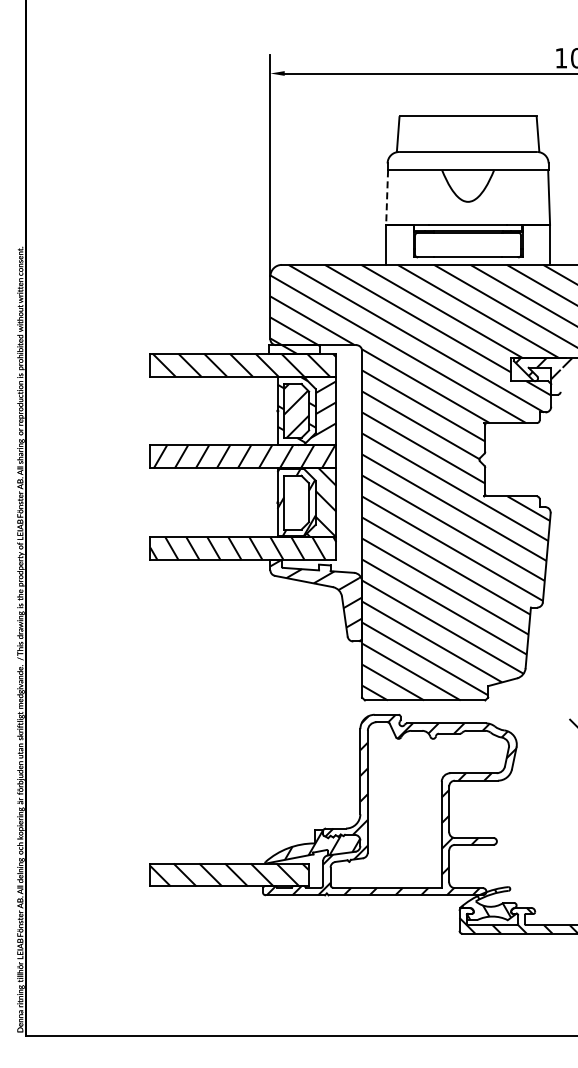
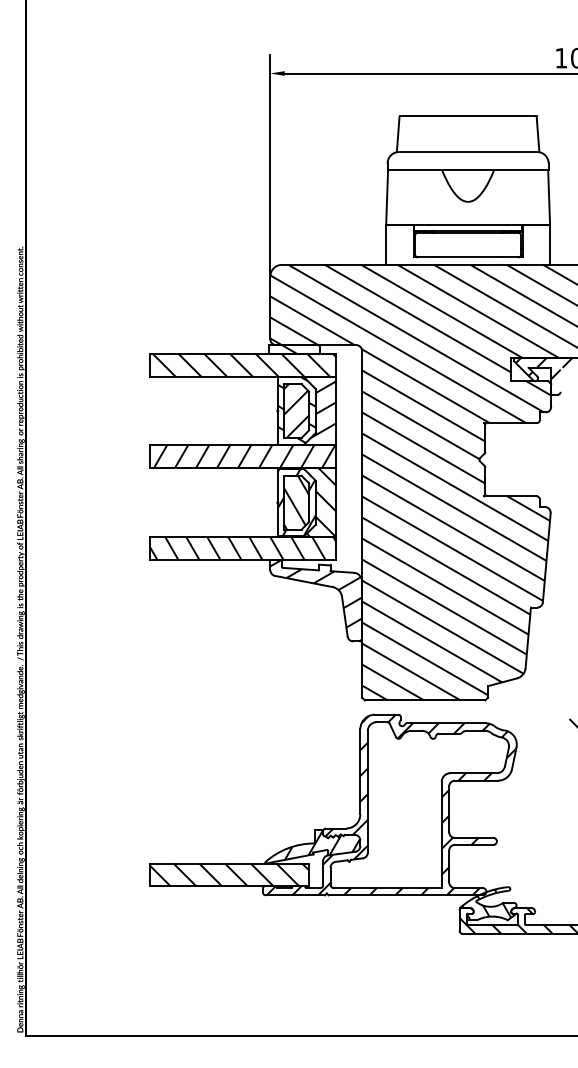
line: dashed -> solid (387, 198)
hatch: none -> present (296, 502)
